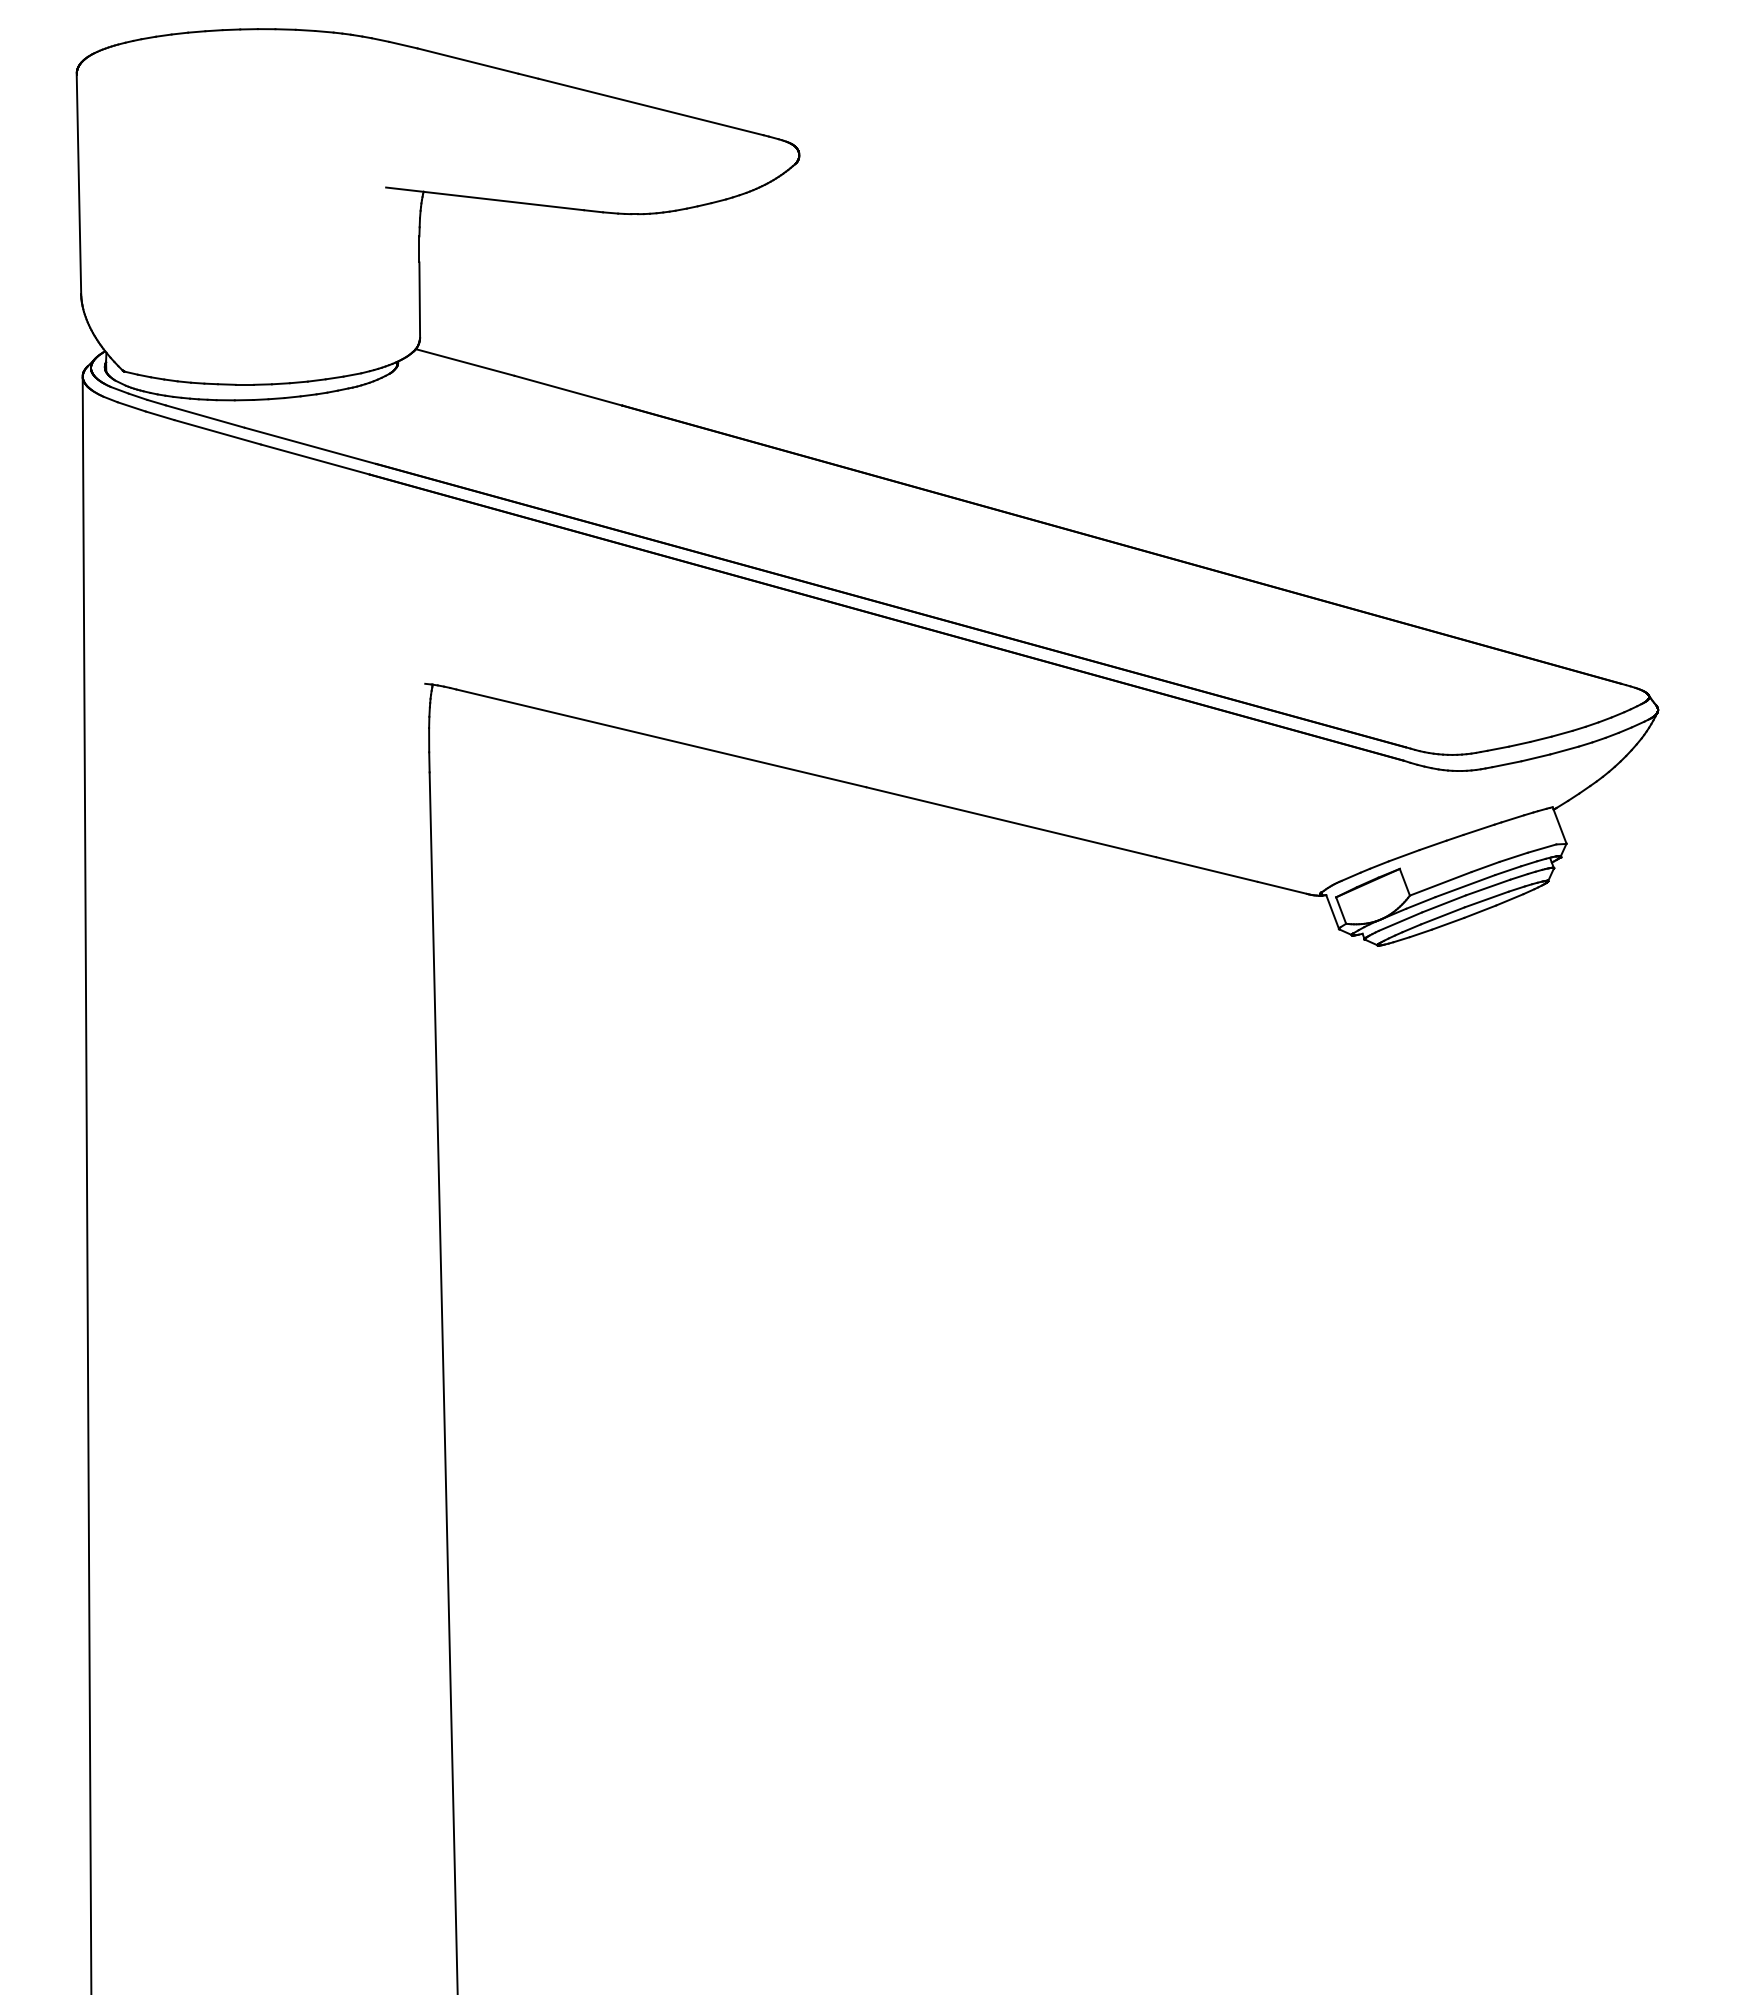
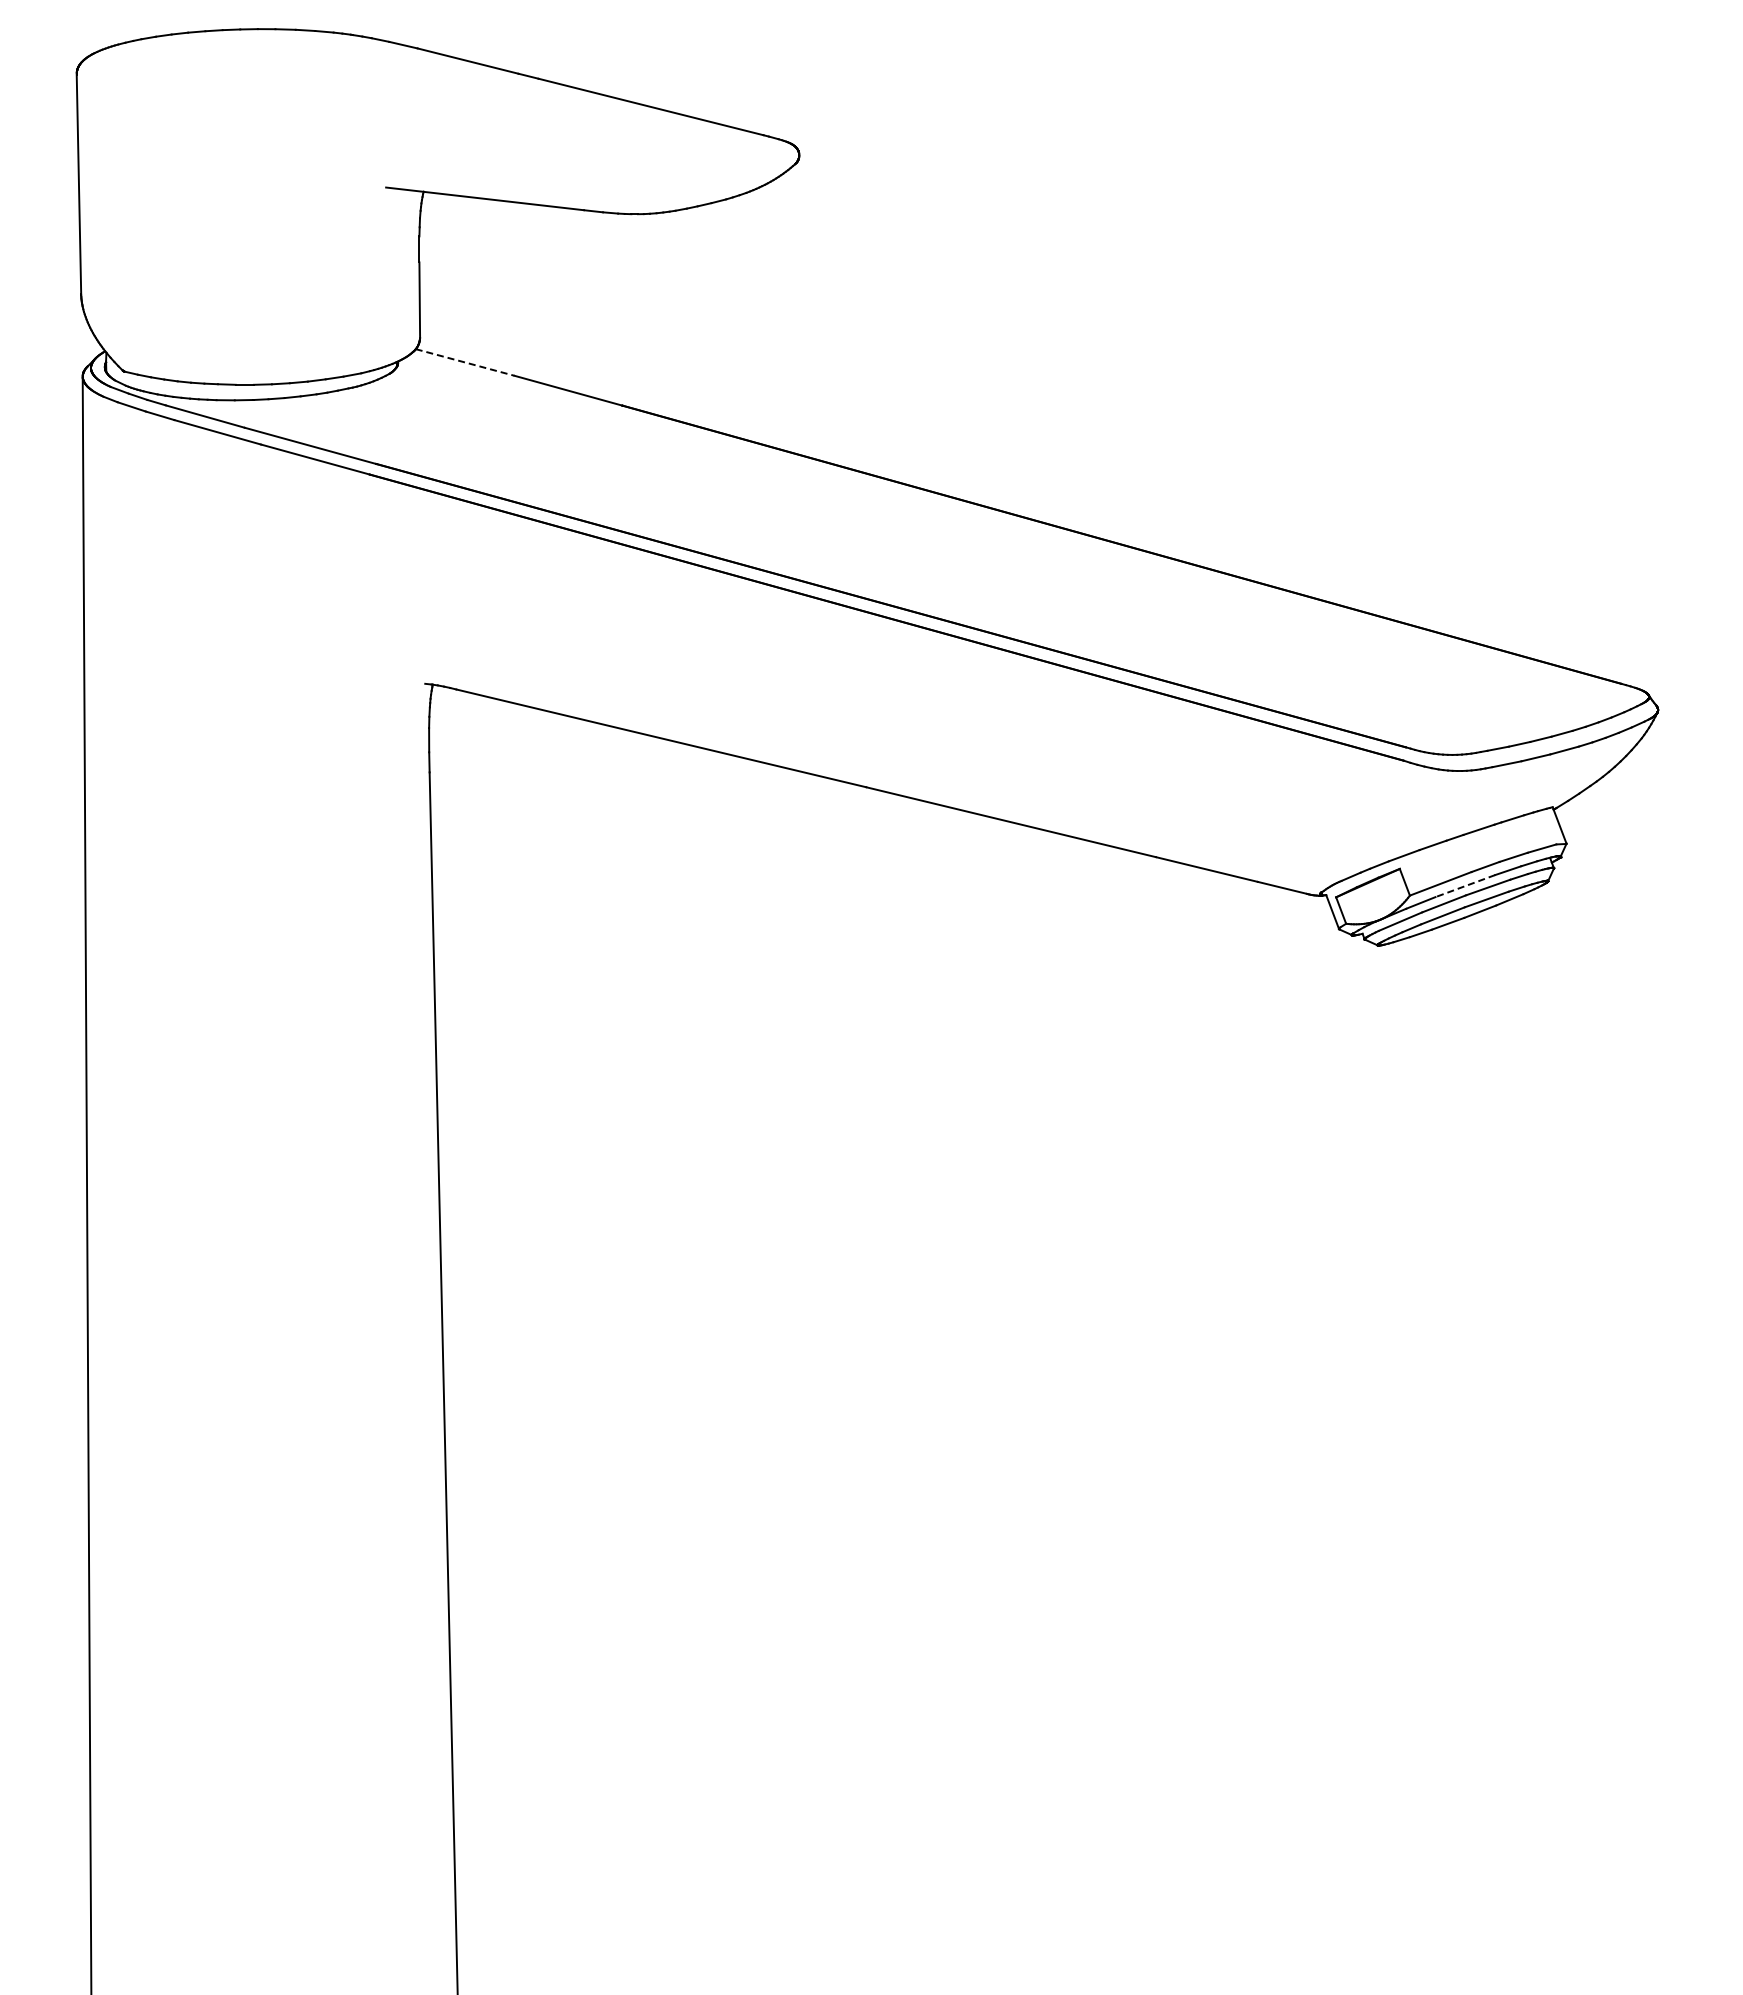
line: solid -> dashed (465, 362)
line: solid -> dashed (1465, 886)
